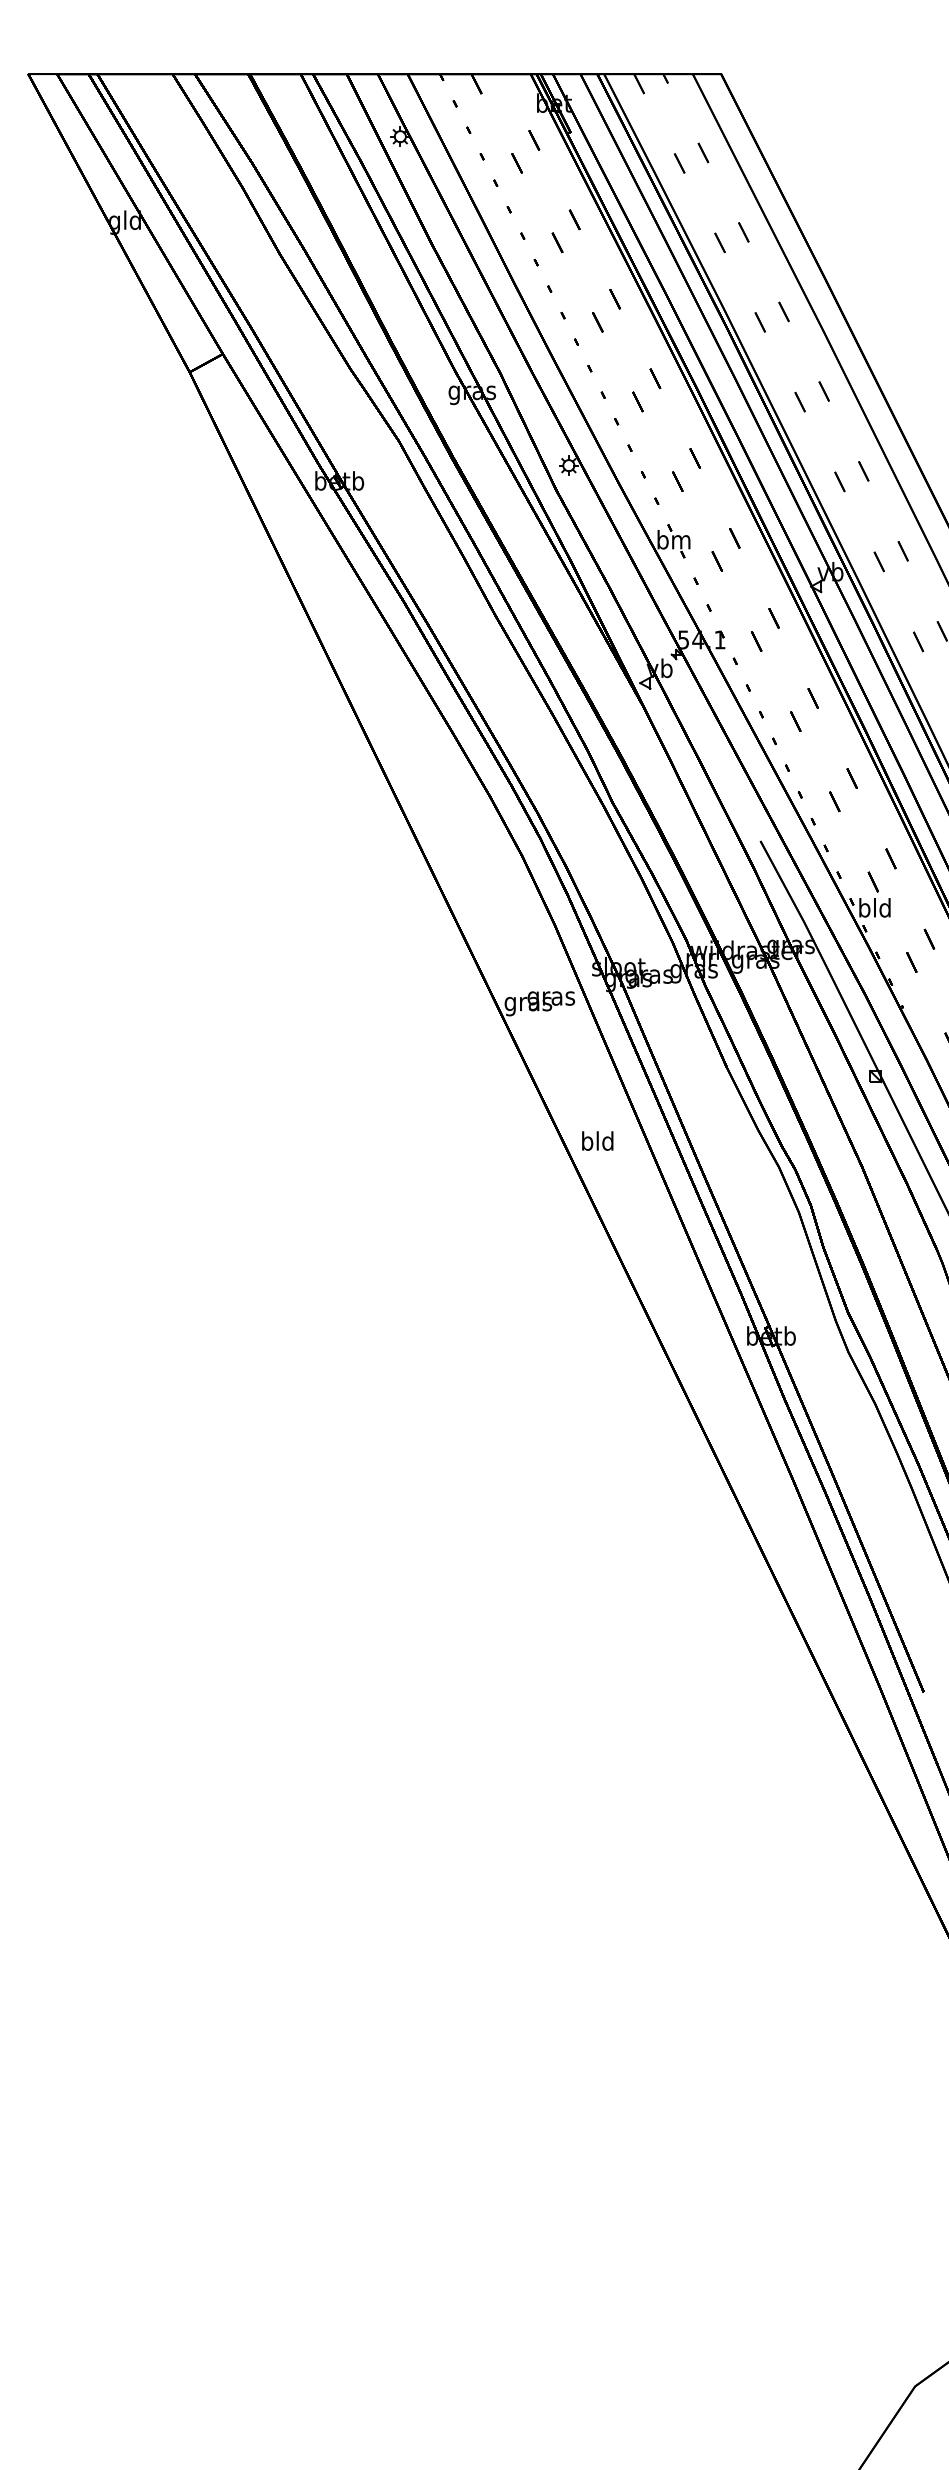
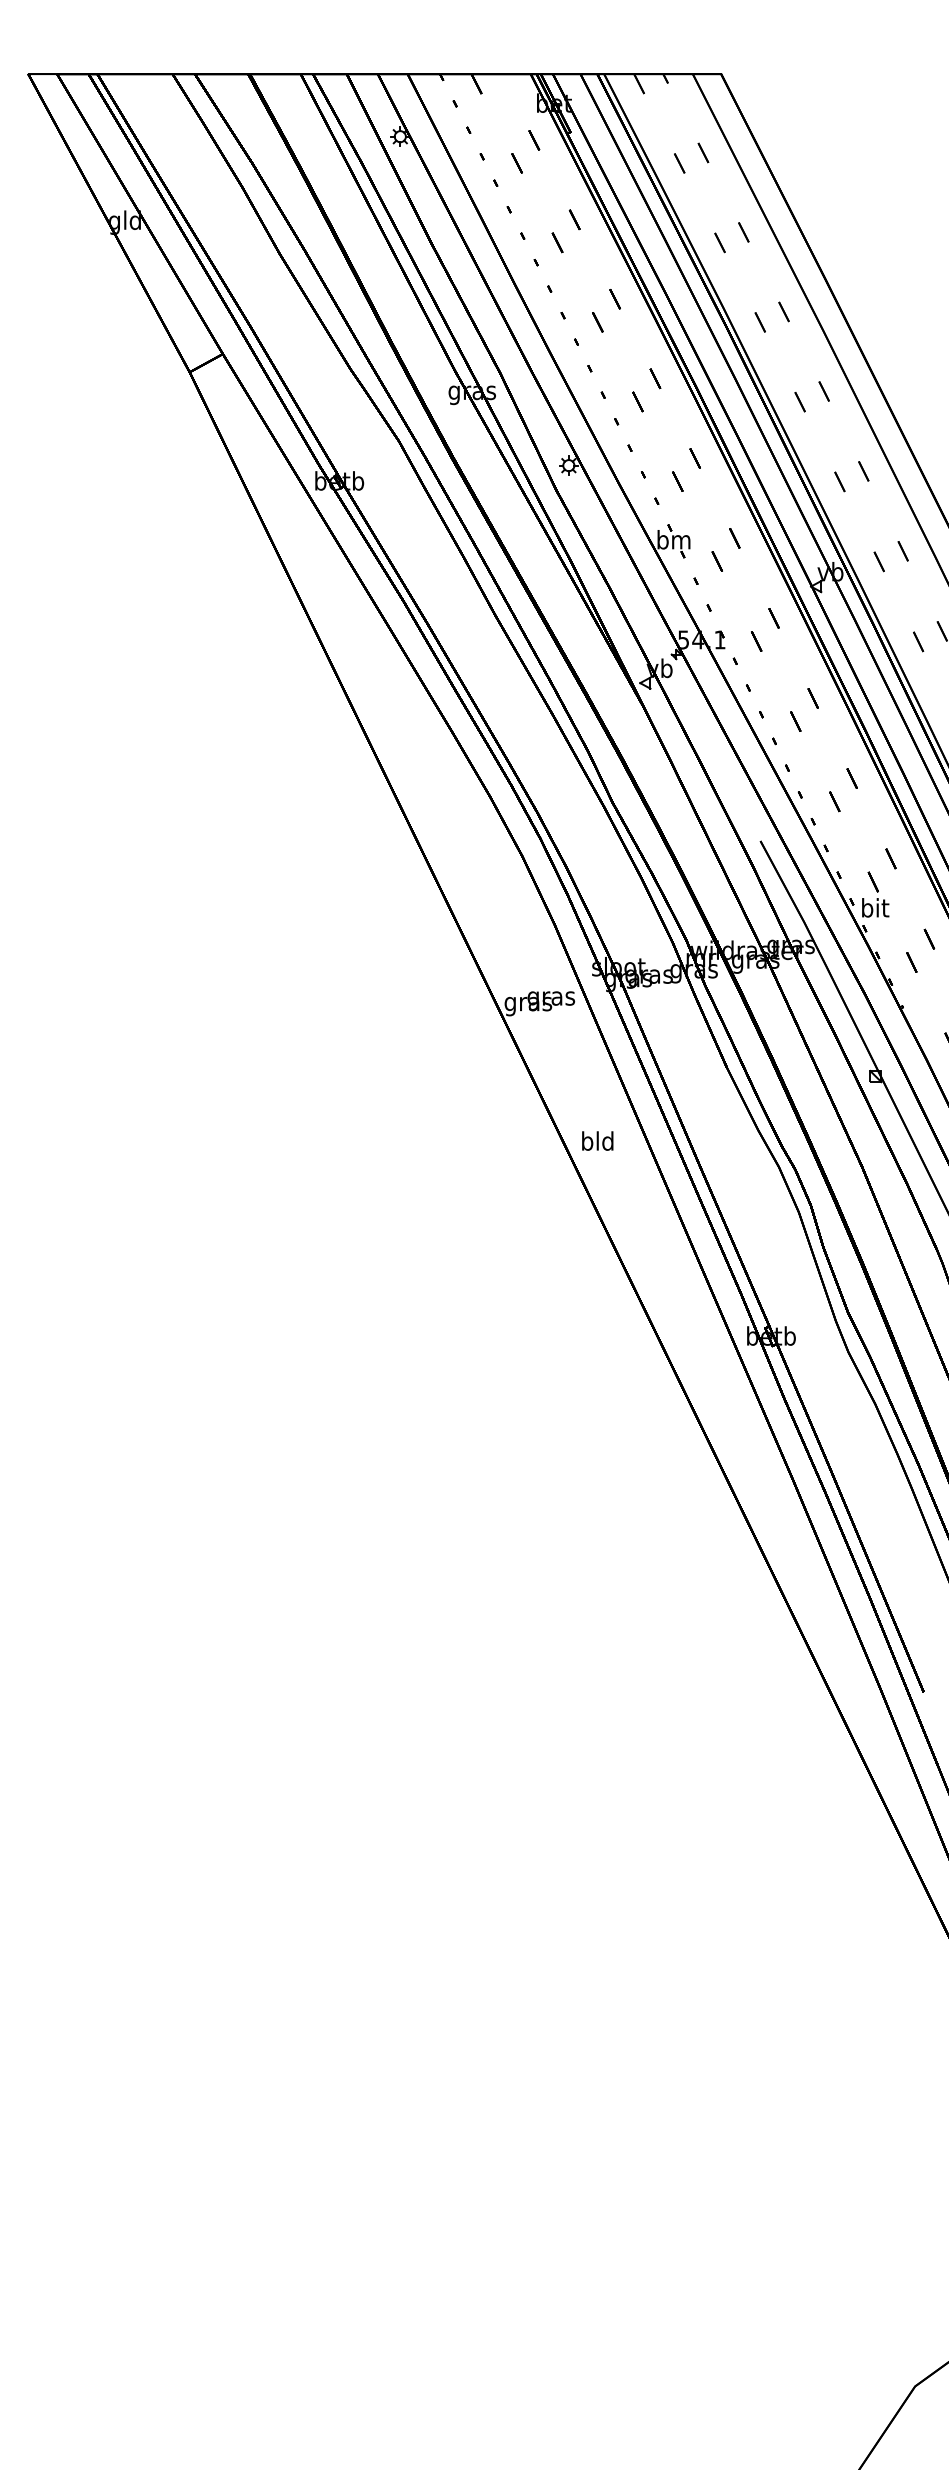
text: bld -> bit (874, 907)
